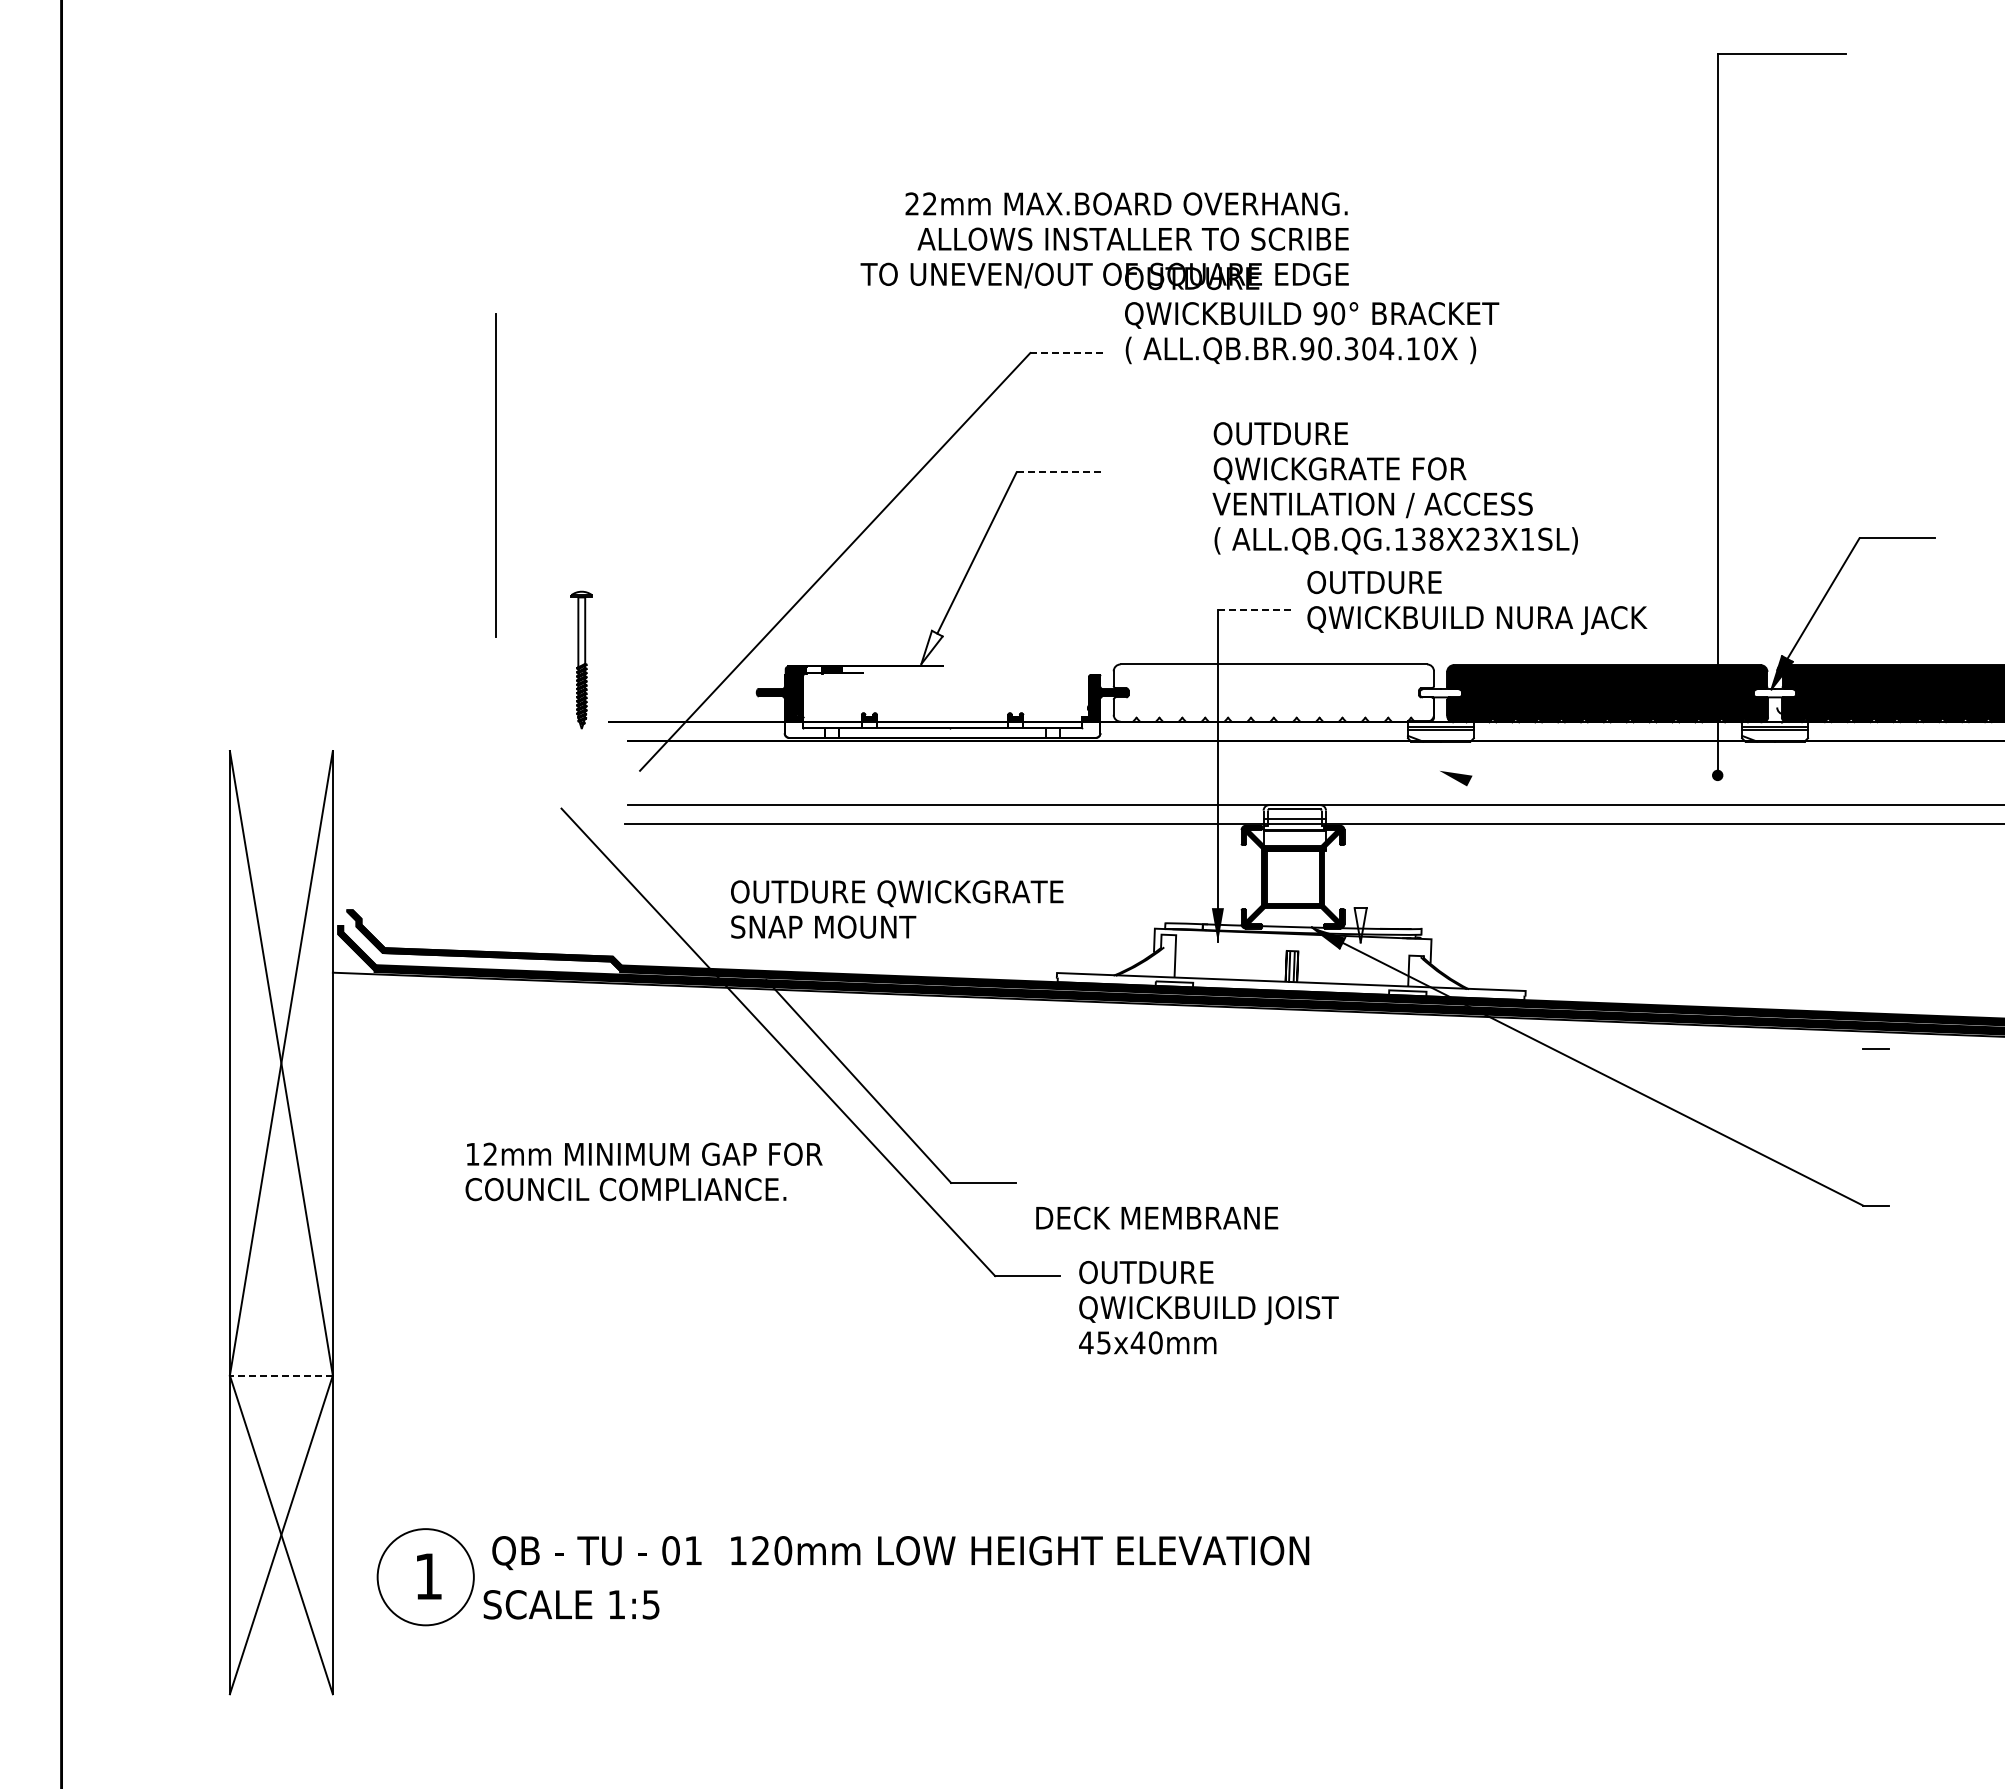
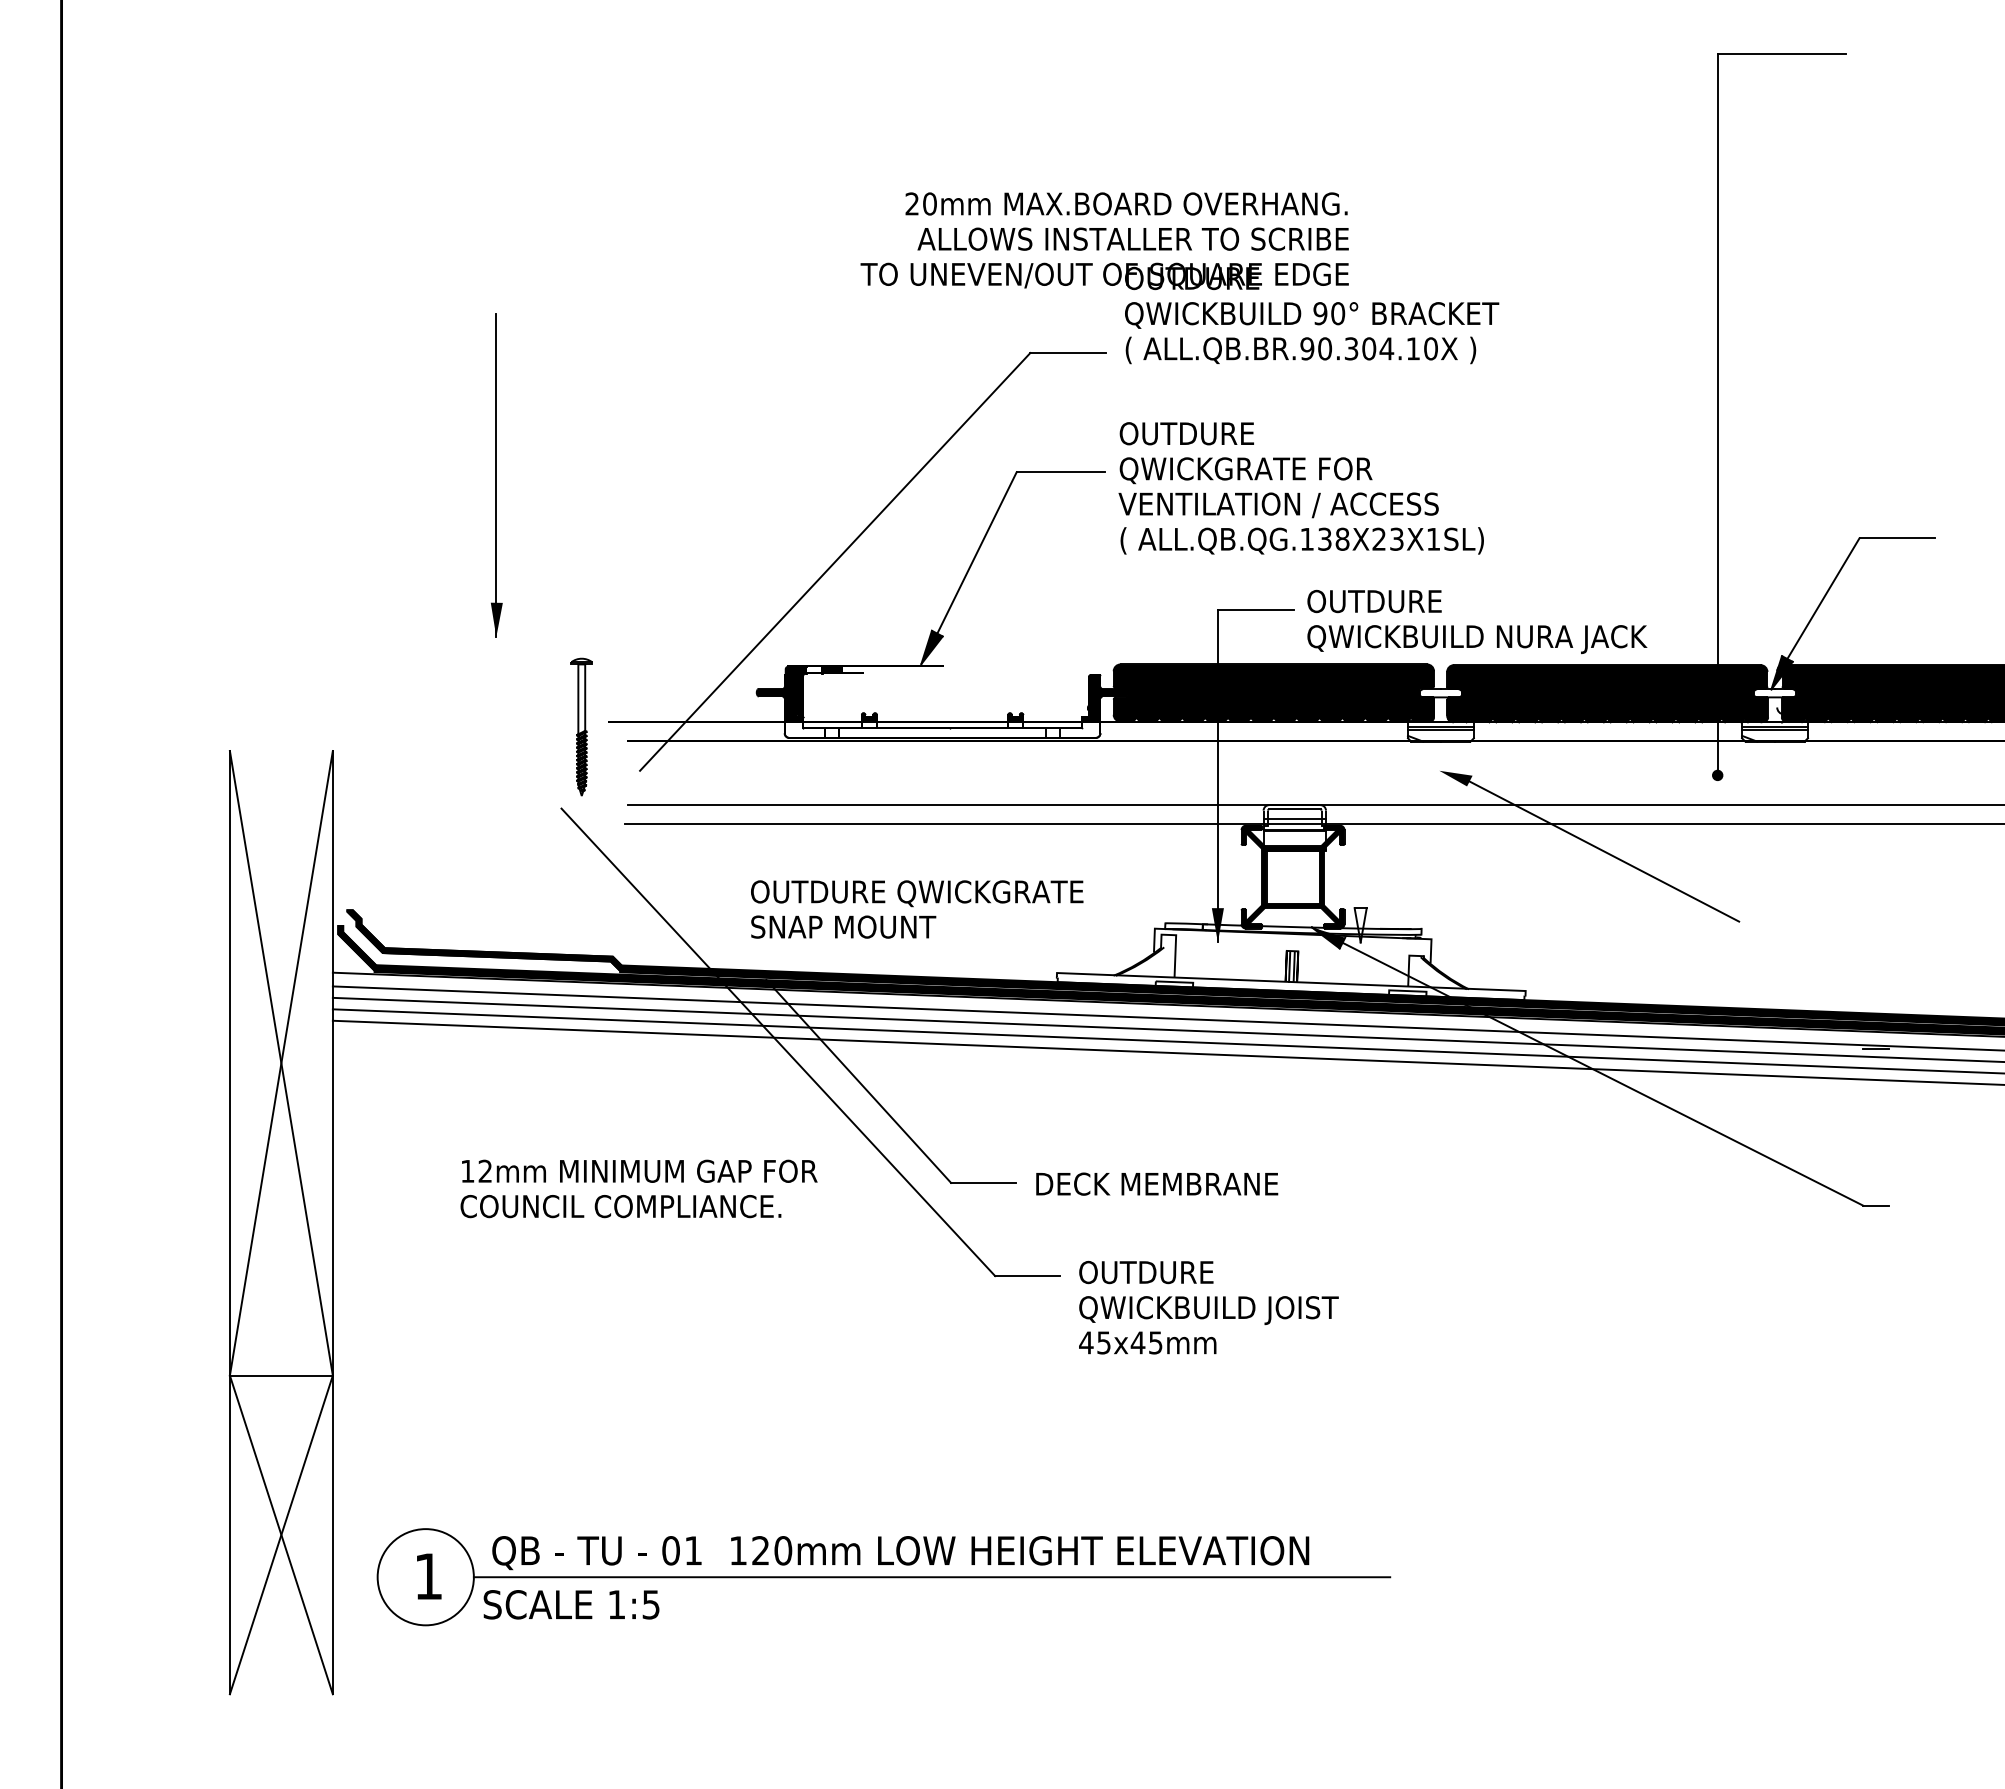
text: 22mm -> 20mm (929, 203)
line: dashed -> solid (1068, 353)
line: dashed -> solid (1061, 472)
text position: (1394, 488) -> (1300, 488) (1300, 488)
text position: (1477, 602) -> (1477, 621) (1477, 621)
line: dashed -> solid (1255, 609)
fill: none -> present (496, 619)
fill: none -> present (931, 647)
part position: (581, 659) -> (581, 726) (581, 726)
fill: none -> present (1273, 692)
line: none -> present (1604, 851)
text position: (897, 909) -> (917, 909) (917, 909)
line: none -> present (1166, 1018)
line: none -> present (1166, 1029)
line: none -> present (1166, 1041)
line: none -> present (1166, 1052)
text position: (643, 1171) -> (638, 1188) (638, 1188)
text position: (1157, 1217) -> (1157, 1183) (1157, 1183)
text: 45x40mm -> 45x45mm (1155, 1342)
line: dashed -> solid (280, 1375)
line: none -> present (931, 1577)
